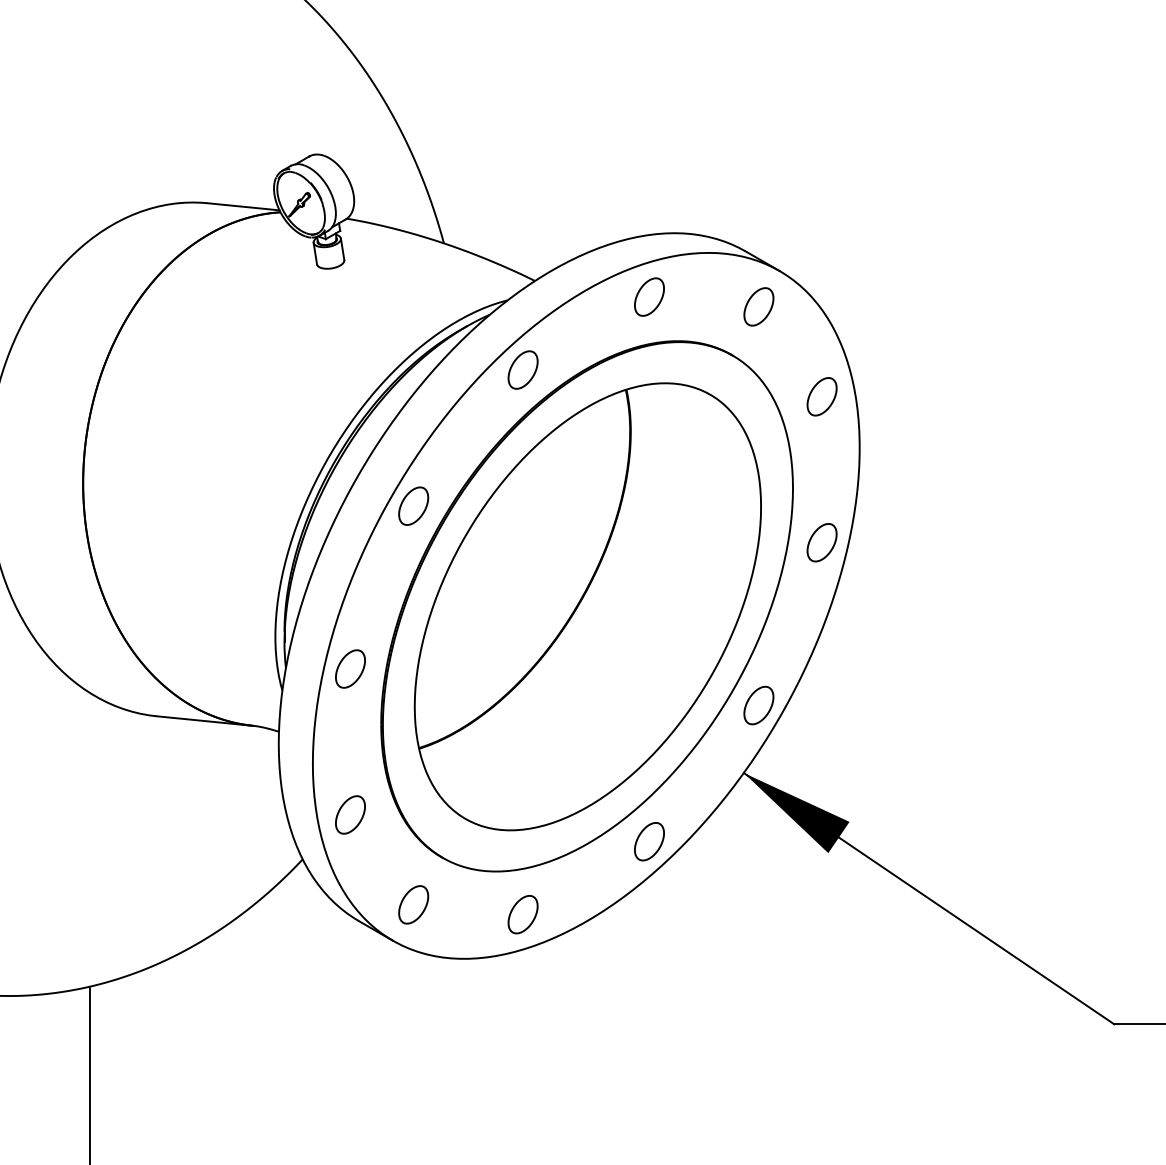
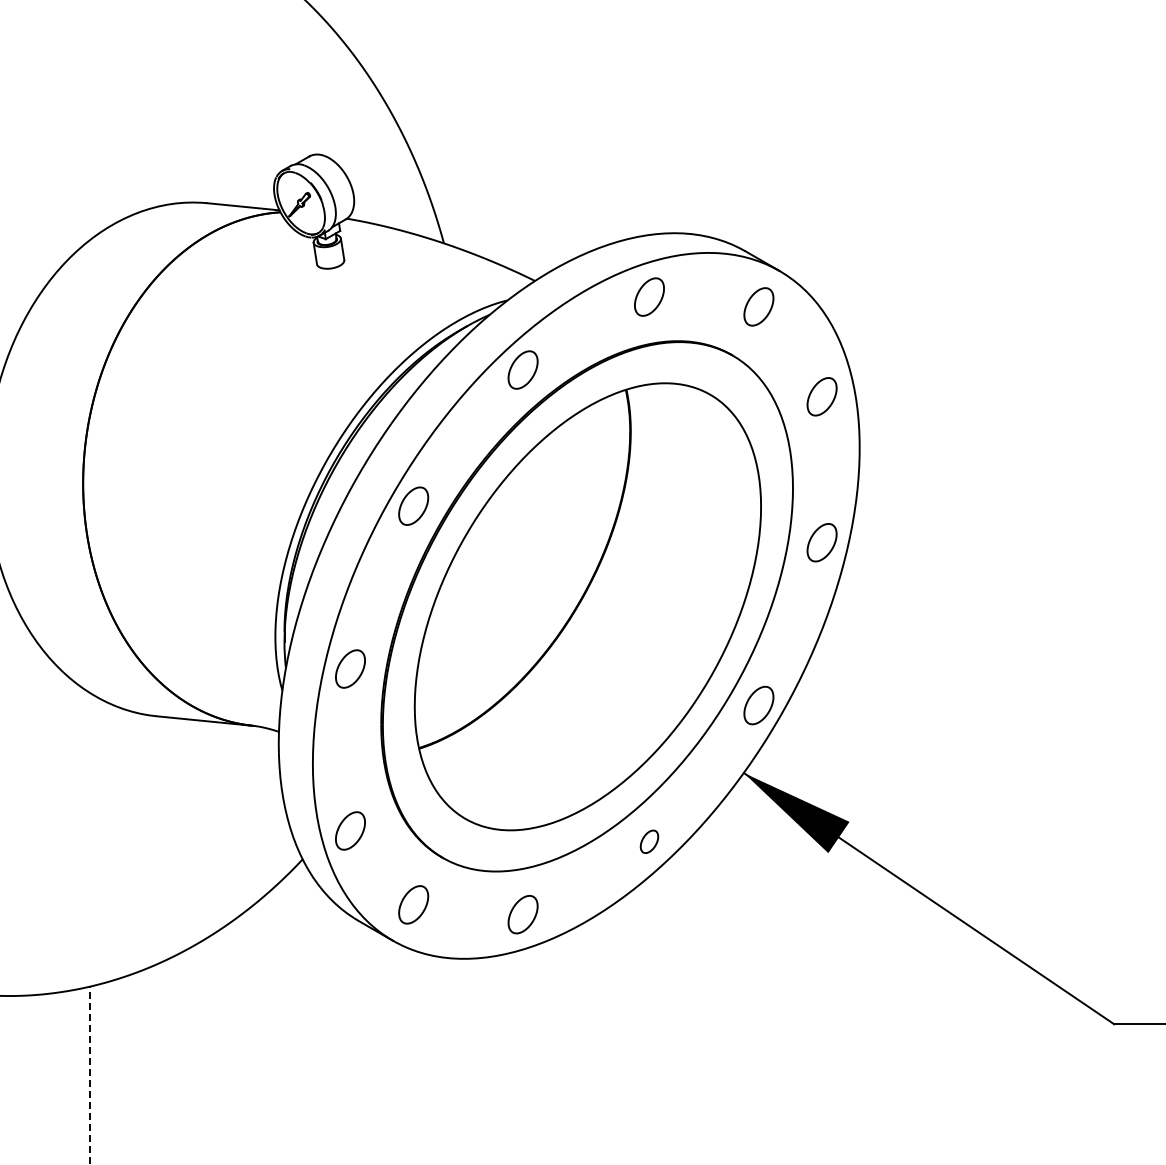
part position: (350, 814) -> (350, 830) (350, 830)
part size: 31x40 px -> 21x25 px (649, 841)
line: solid -> dashed (89, 1075)
